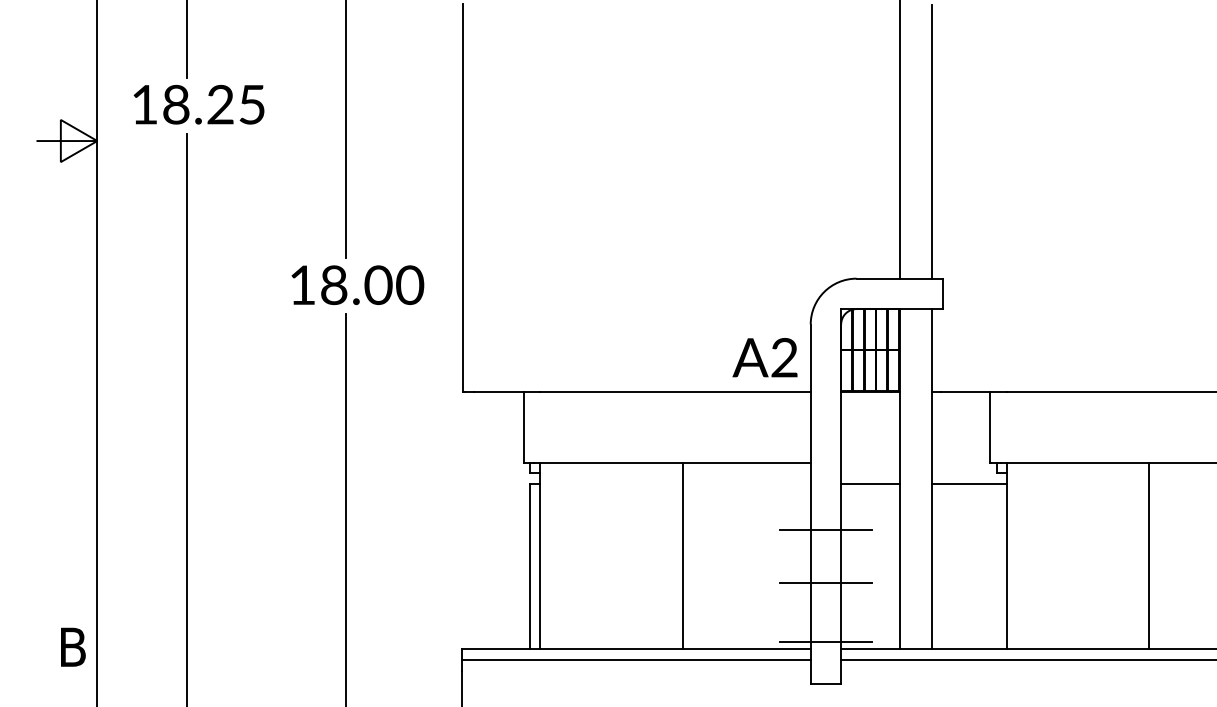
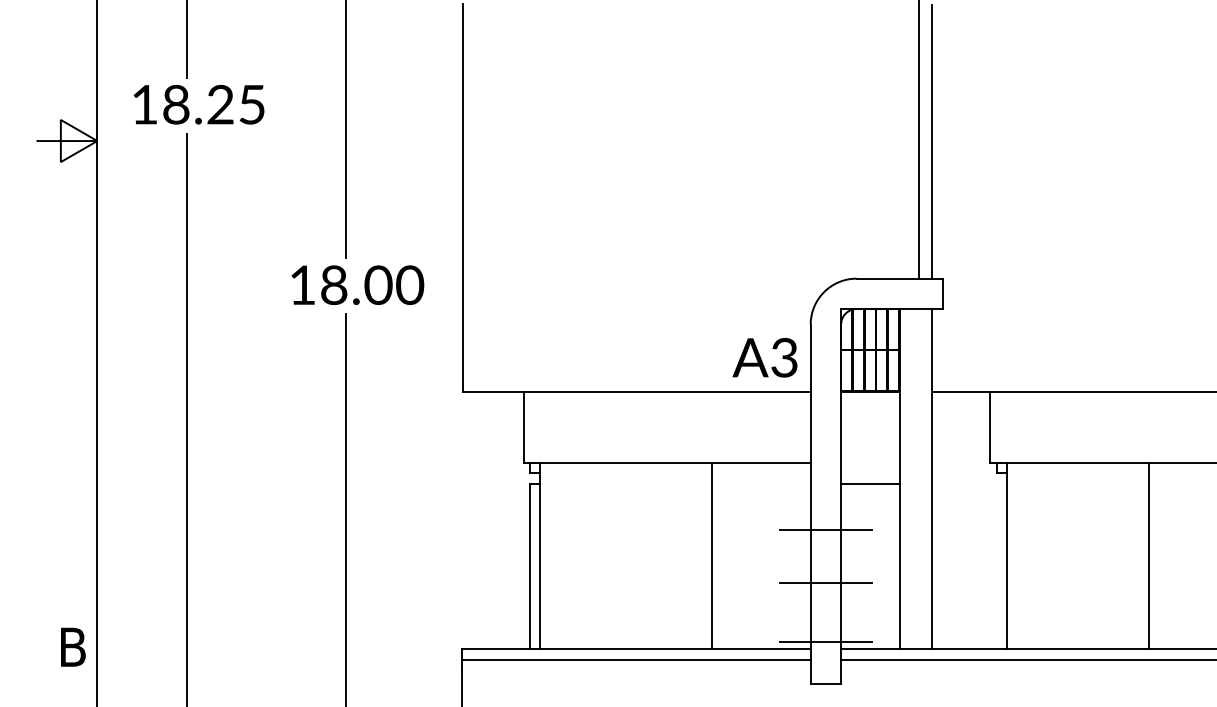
line position: (899, 140) -> (918, 140) (918, 140)
text: A2 -> A3 (784, 358)
line: present -> none (969, 484)
line position: (682, 556) -> (711, 556) (711, 556)
